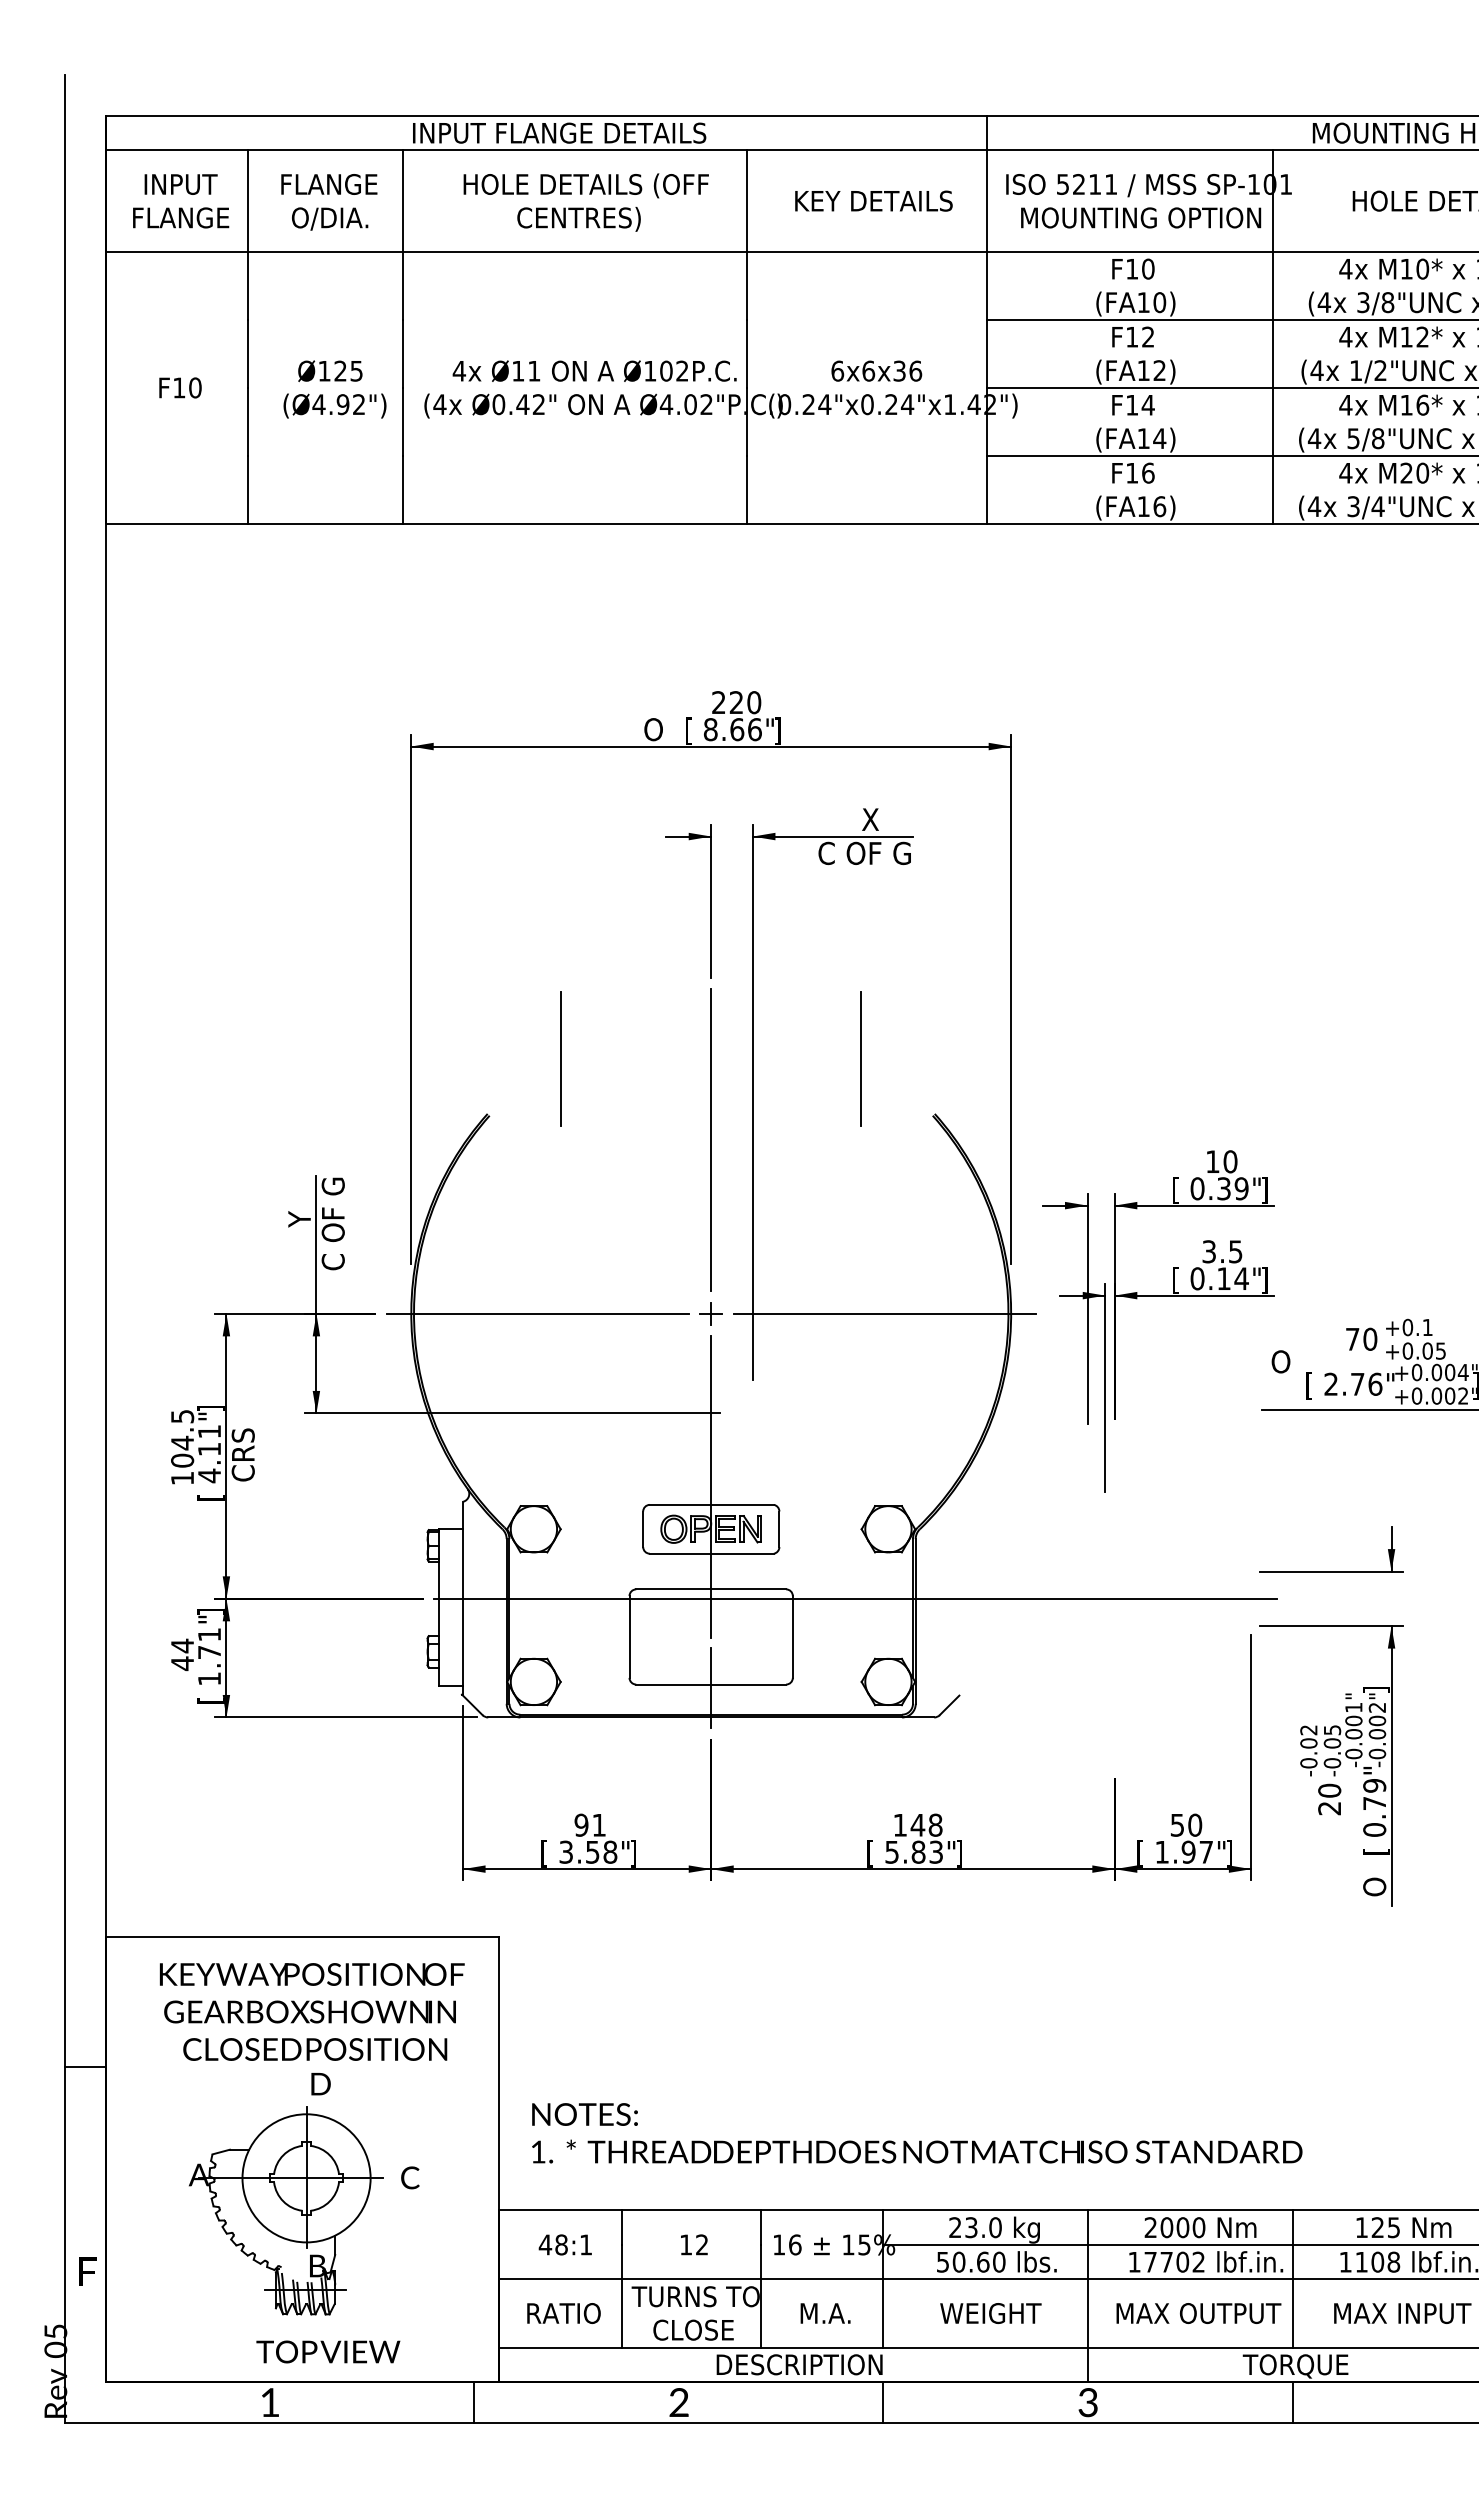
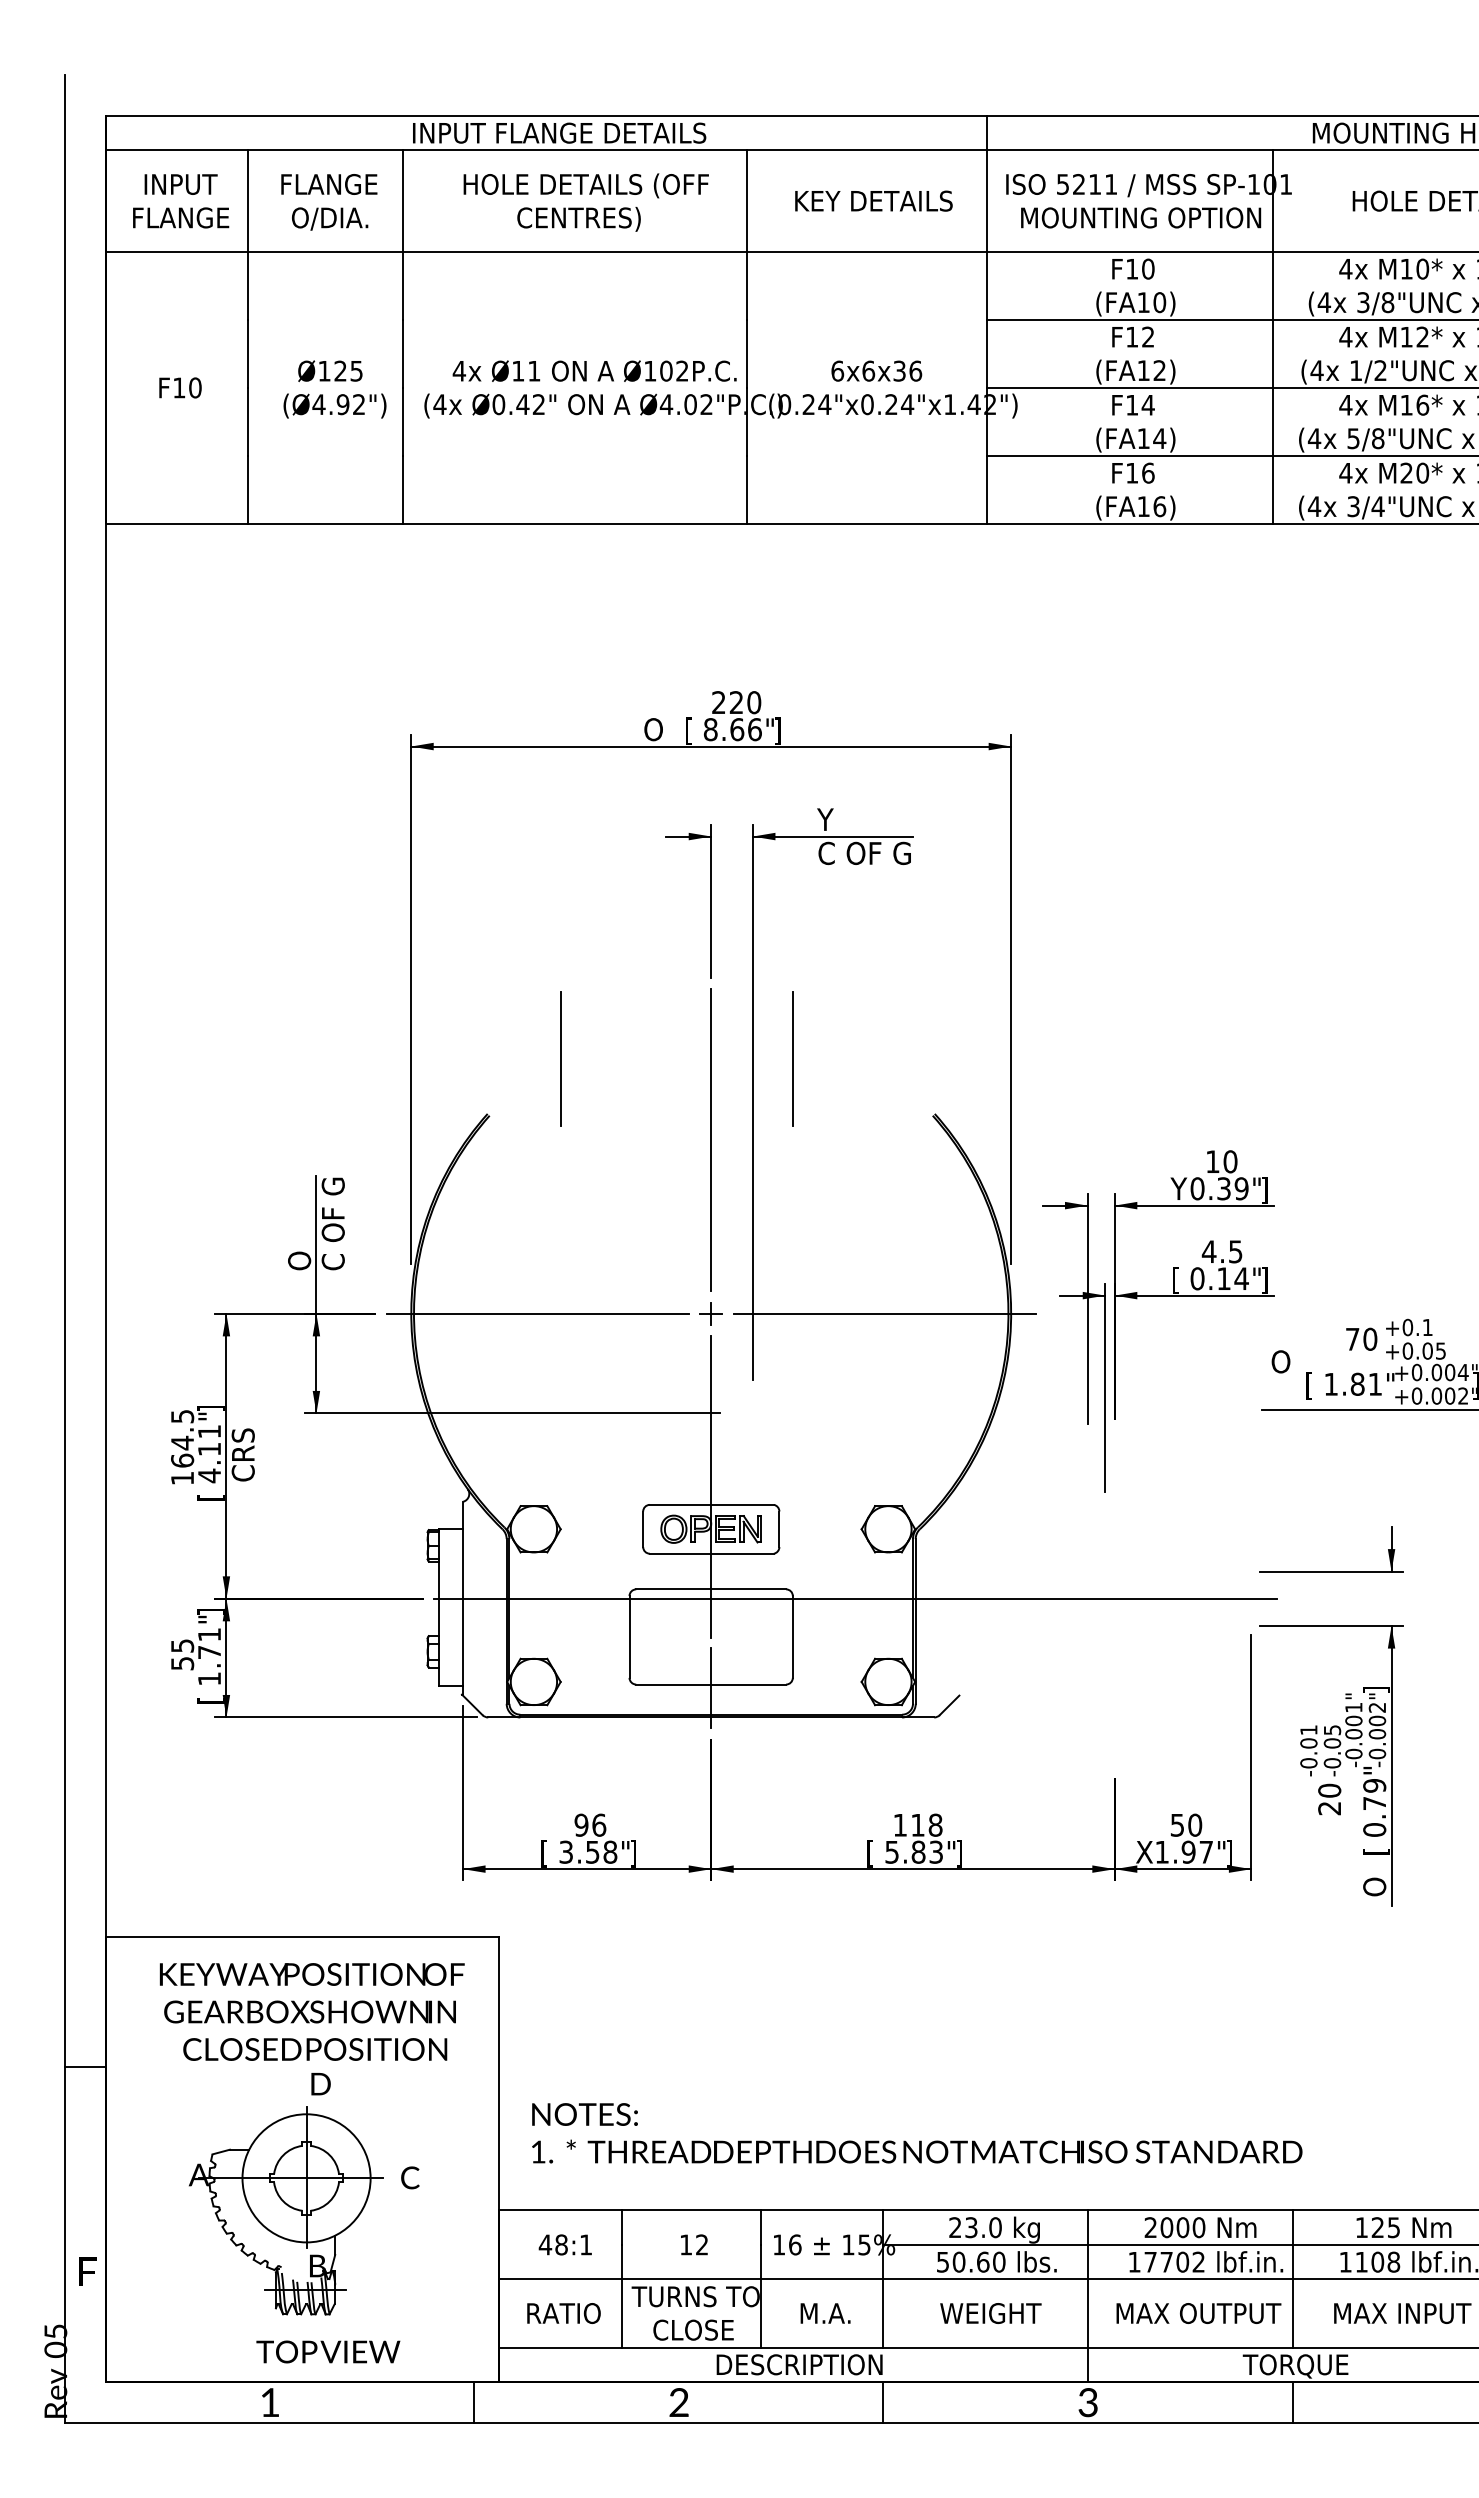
text: X -> Y (847, 819)
line position: (860, 1058) -> (792, 1058) (792, 1058)
text: [ -> Y (1178, 1190)
text: Y -> O (299, 1240)
text: 3.5 -> 4.5 (1208, 1251)
text: 2.76" -> 1.81" (1353, 1383)
text: 104.5 -> 164.5 (182, 1460)
text: 44 -> 55 (182, 1654)
text: -0.02 -> -0.01 (1308, 1730)
text: 91 -> 96 (599, 1824)
text: 148 -> 118 (917, 1825)
text: [ -> X (1144, 1853)
